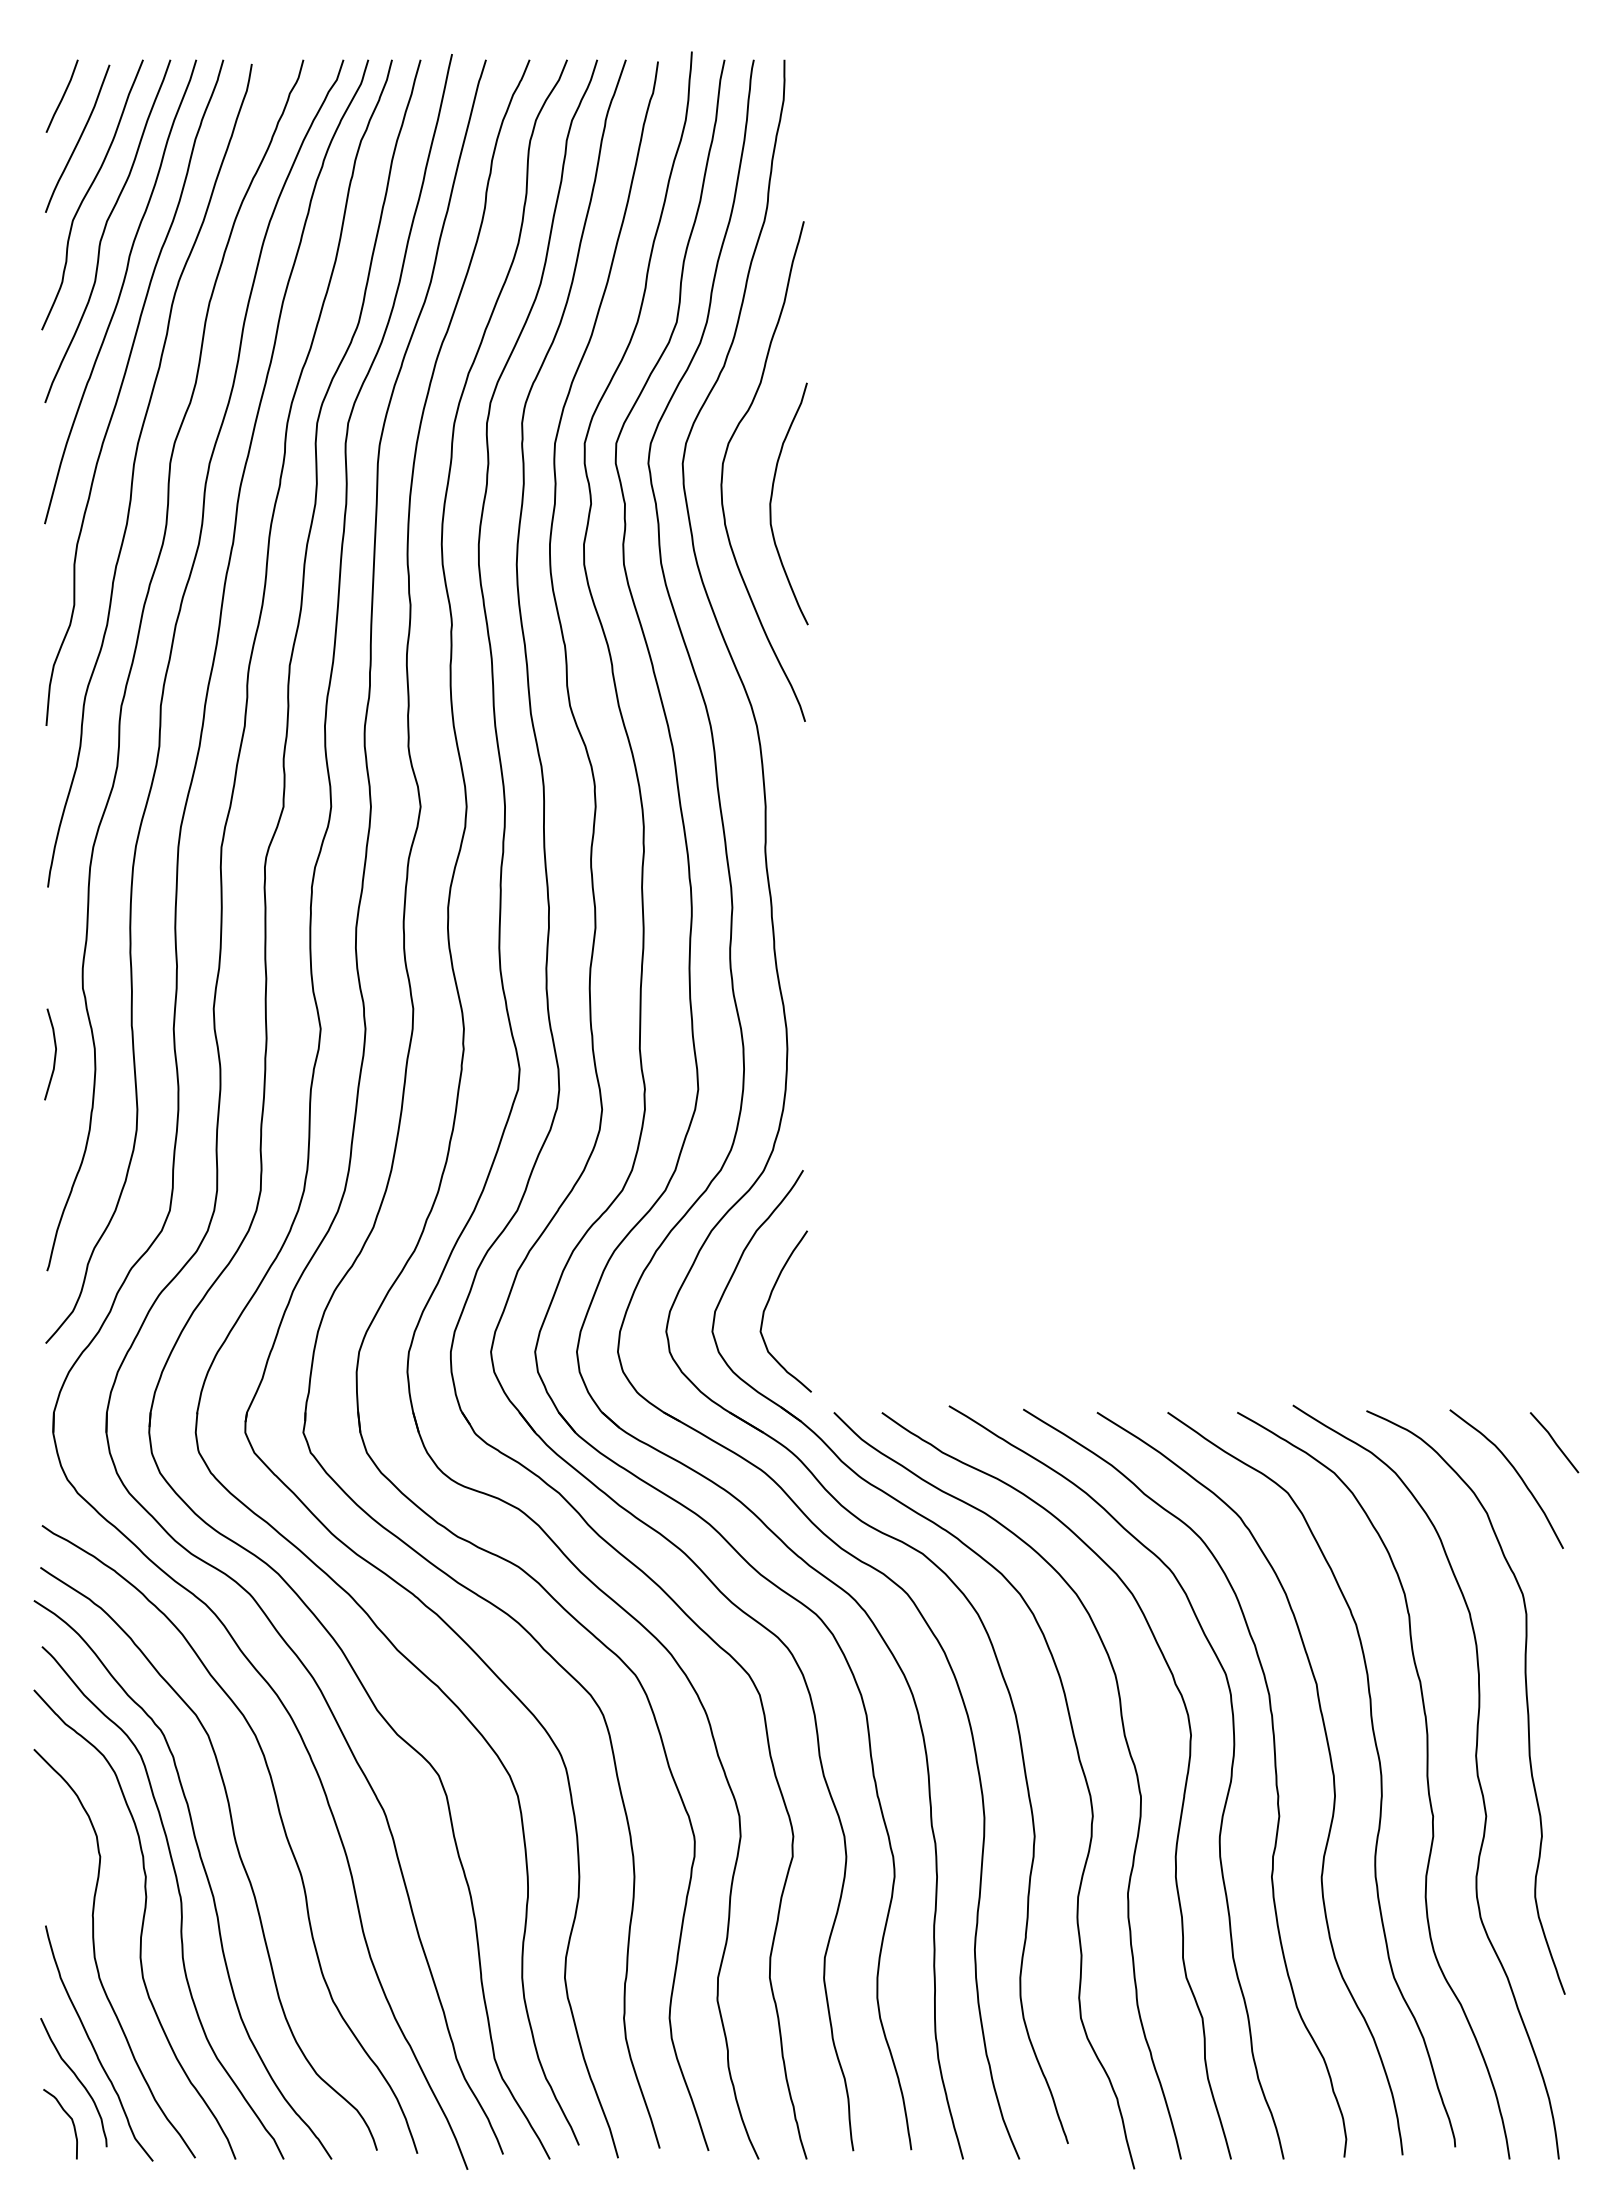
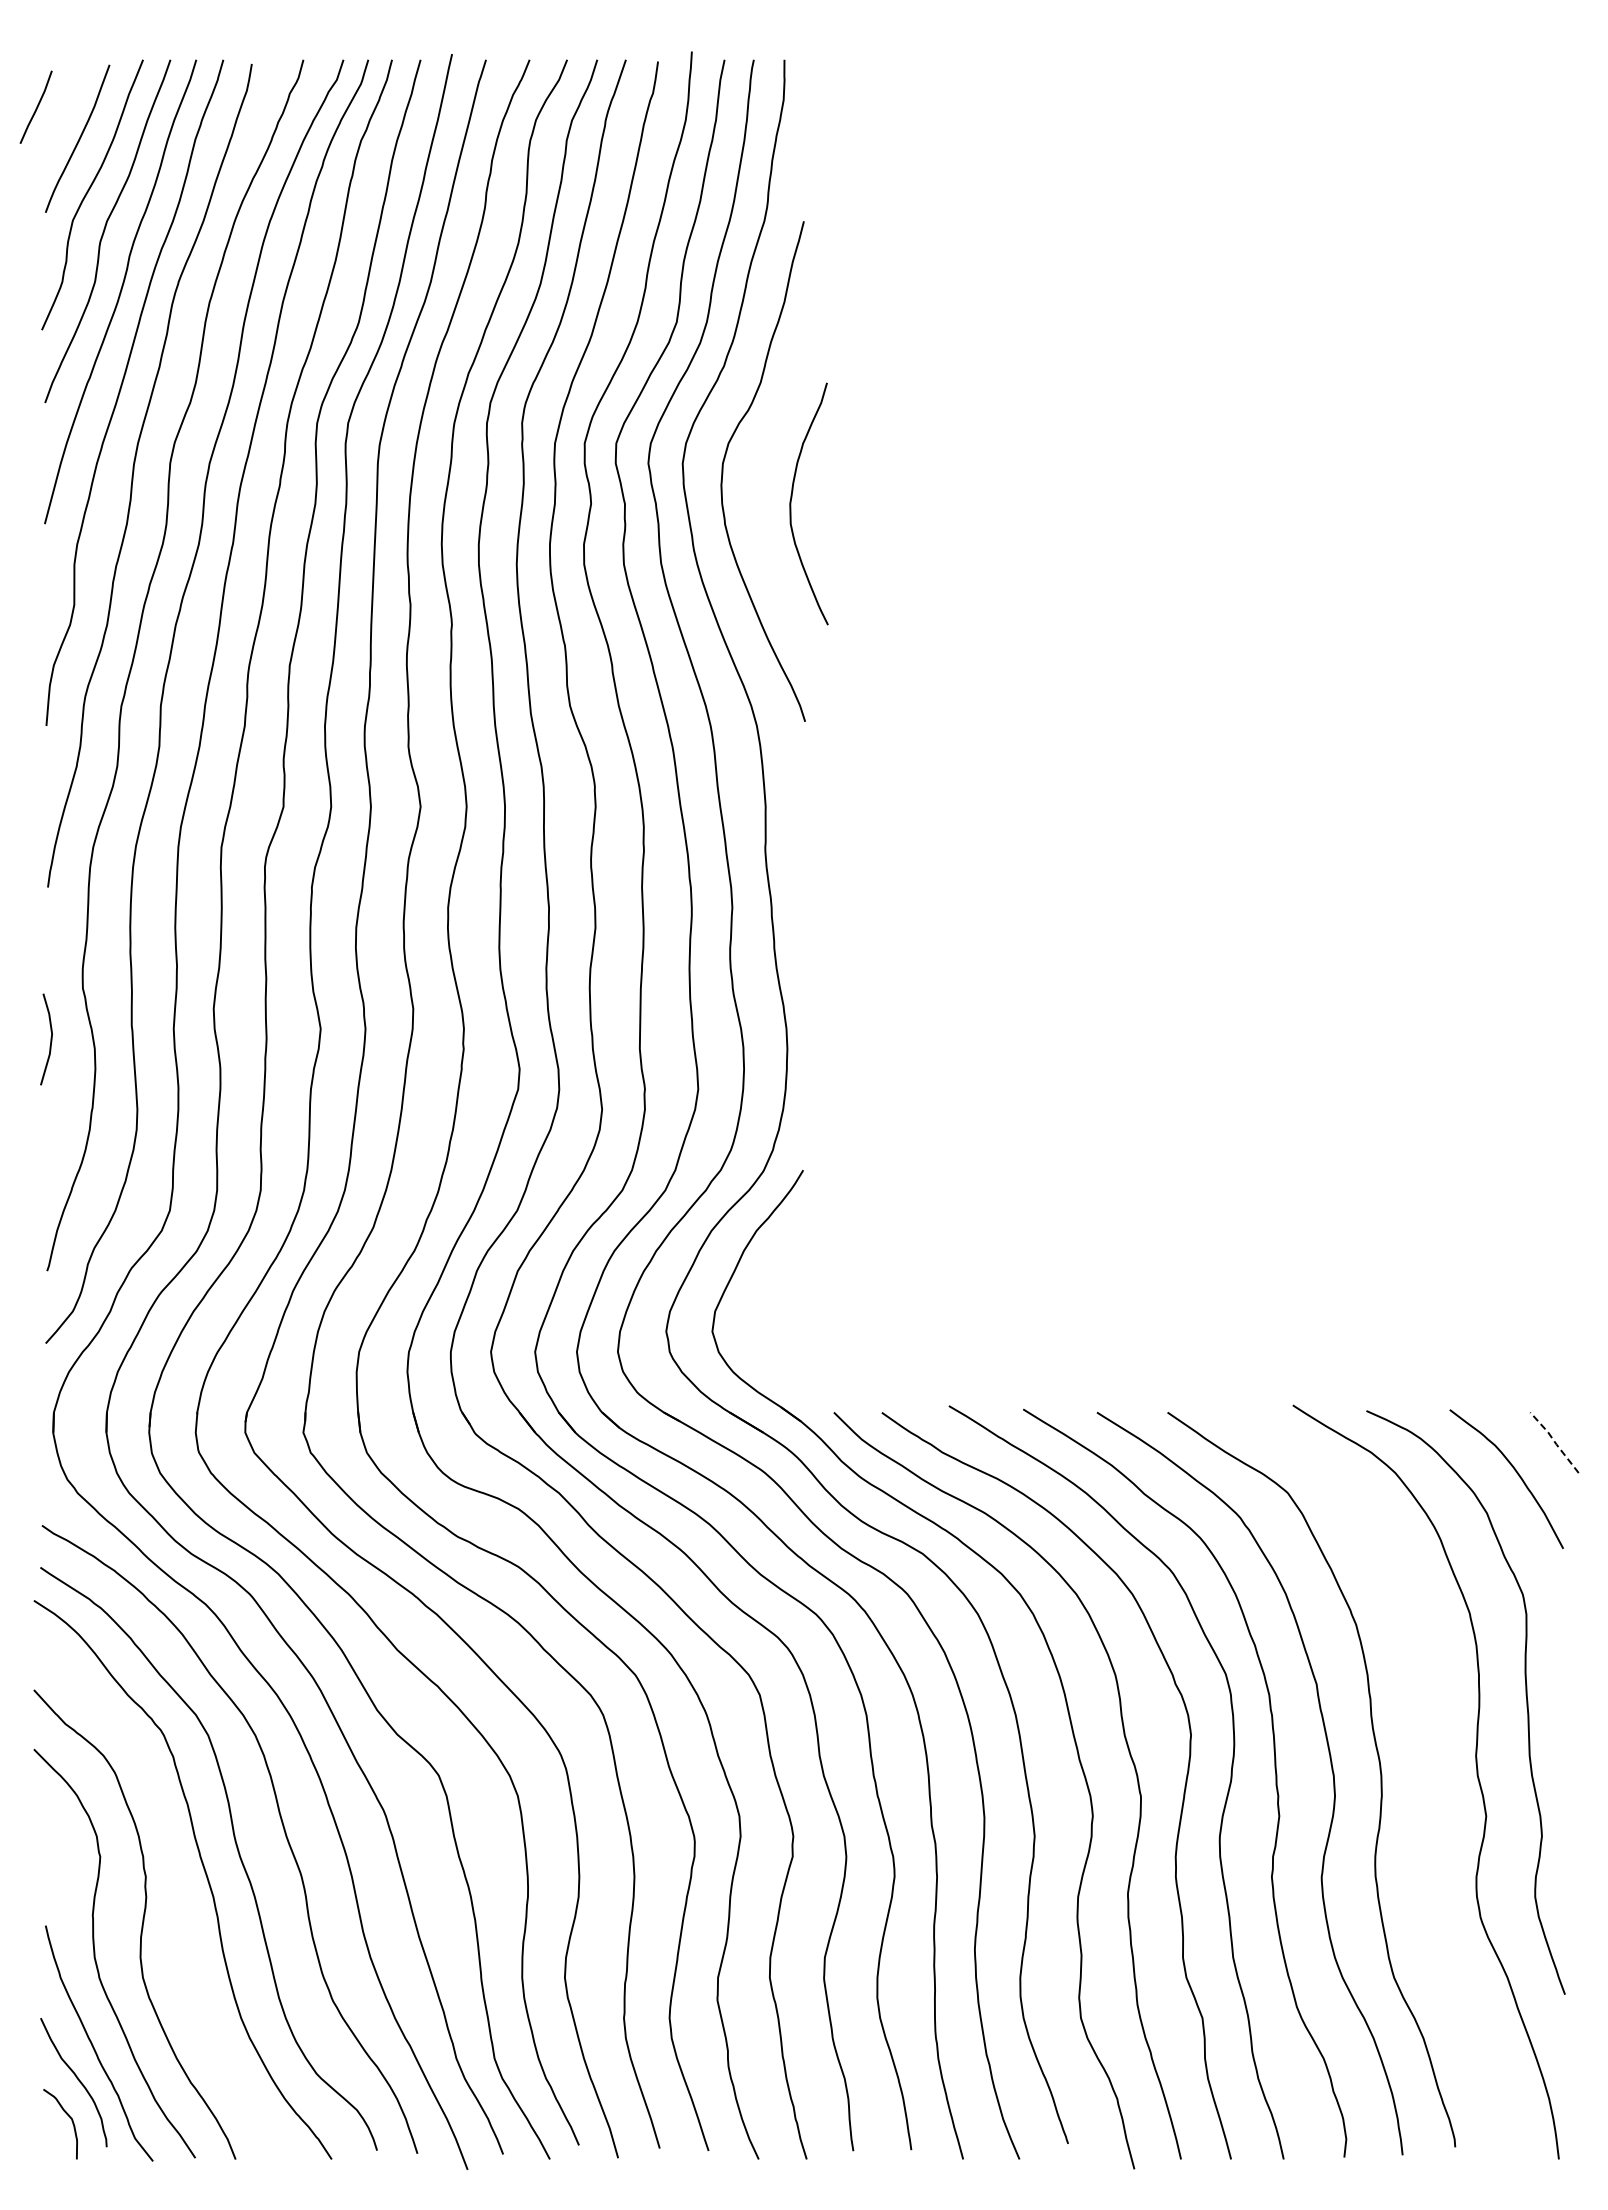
line position: (62, 95) -> (36, 106) (36, 106)
curve position: (772, 498) -> (792, 498) (792, 498)
line position: (54, 1054) -> (50, 1039) (50, 1039)
curve: present -> none (768, 1303)
line: solid -> dashed (1554, 1442)
curve: present -> none (1426, 1780)
curve: present -> none (179, 1898)
